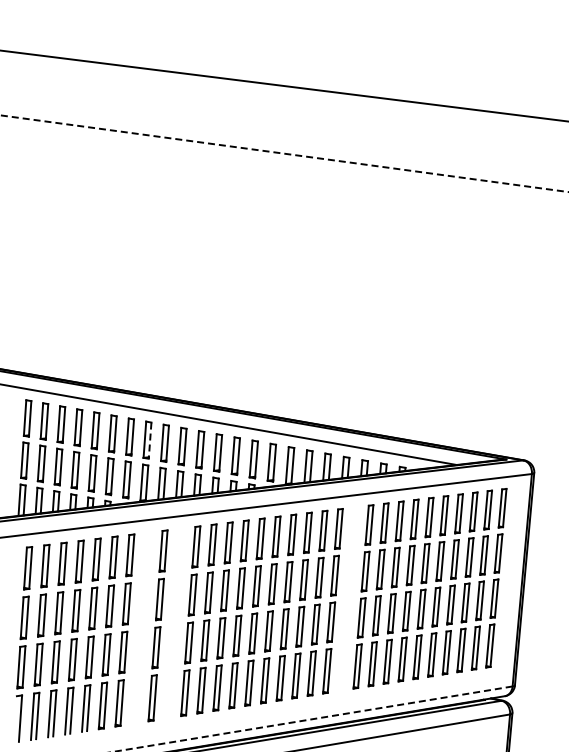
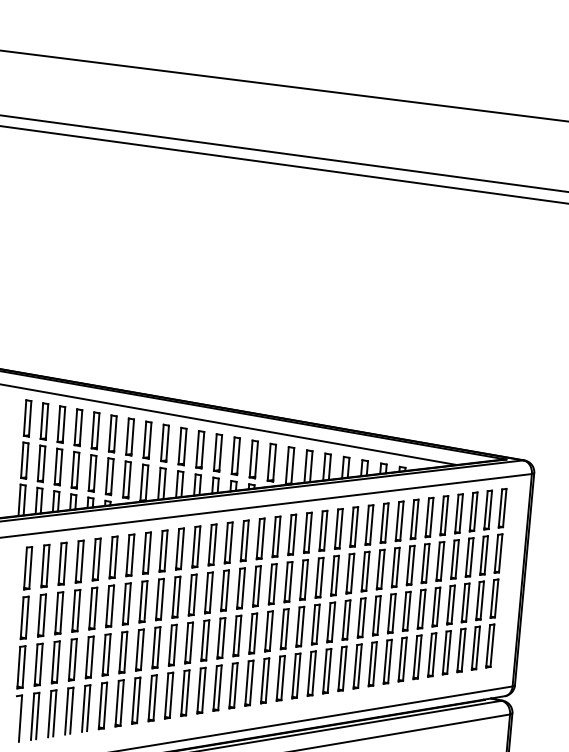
line: dashed -> solid (284, 153)
line: none -> present (283, 164)
line: dashed -> solid (150, 441)
part: none -> present (348, 599)
part: none -> present (174, 623)
part: none -> present (141, 627)
line: dashed -> solid (312, 719)
